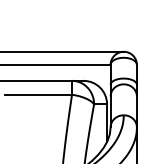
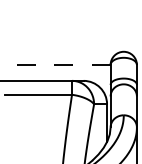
line: present -> none (62, 51)
line: solid -> dashed (55, 64)
